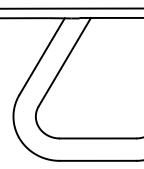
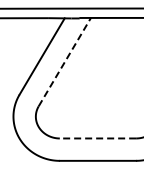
line: solid -> dashed (65, 61)
line: solid -> dashed (97, 138)
